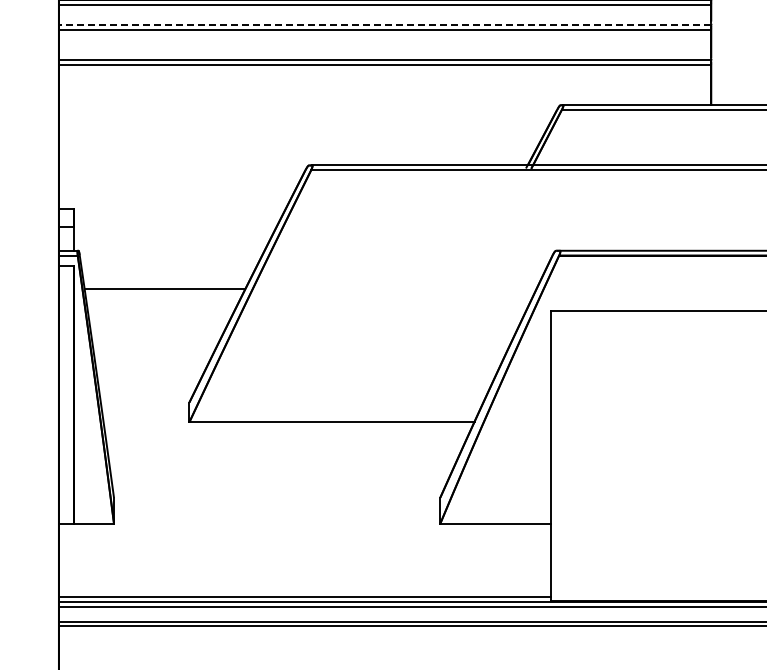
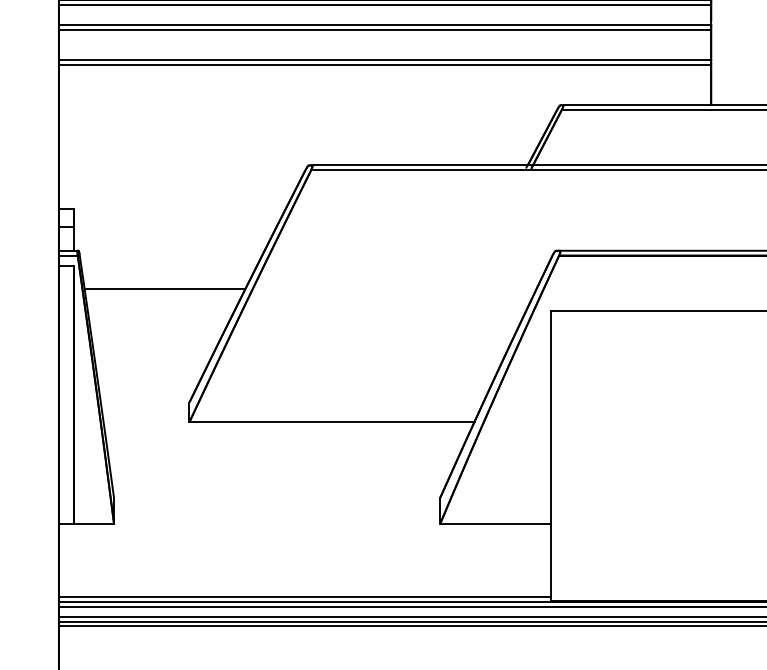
line: dashed -> solid (384, 24)
line: none -> present (410, 617)
